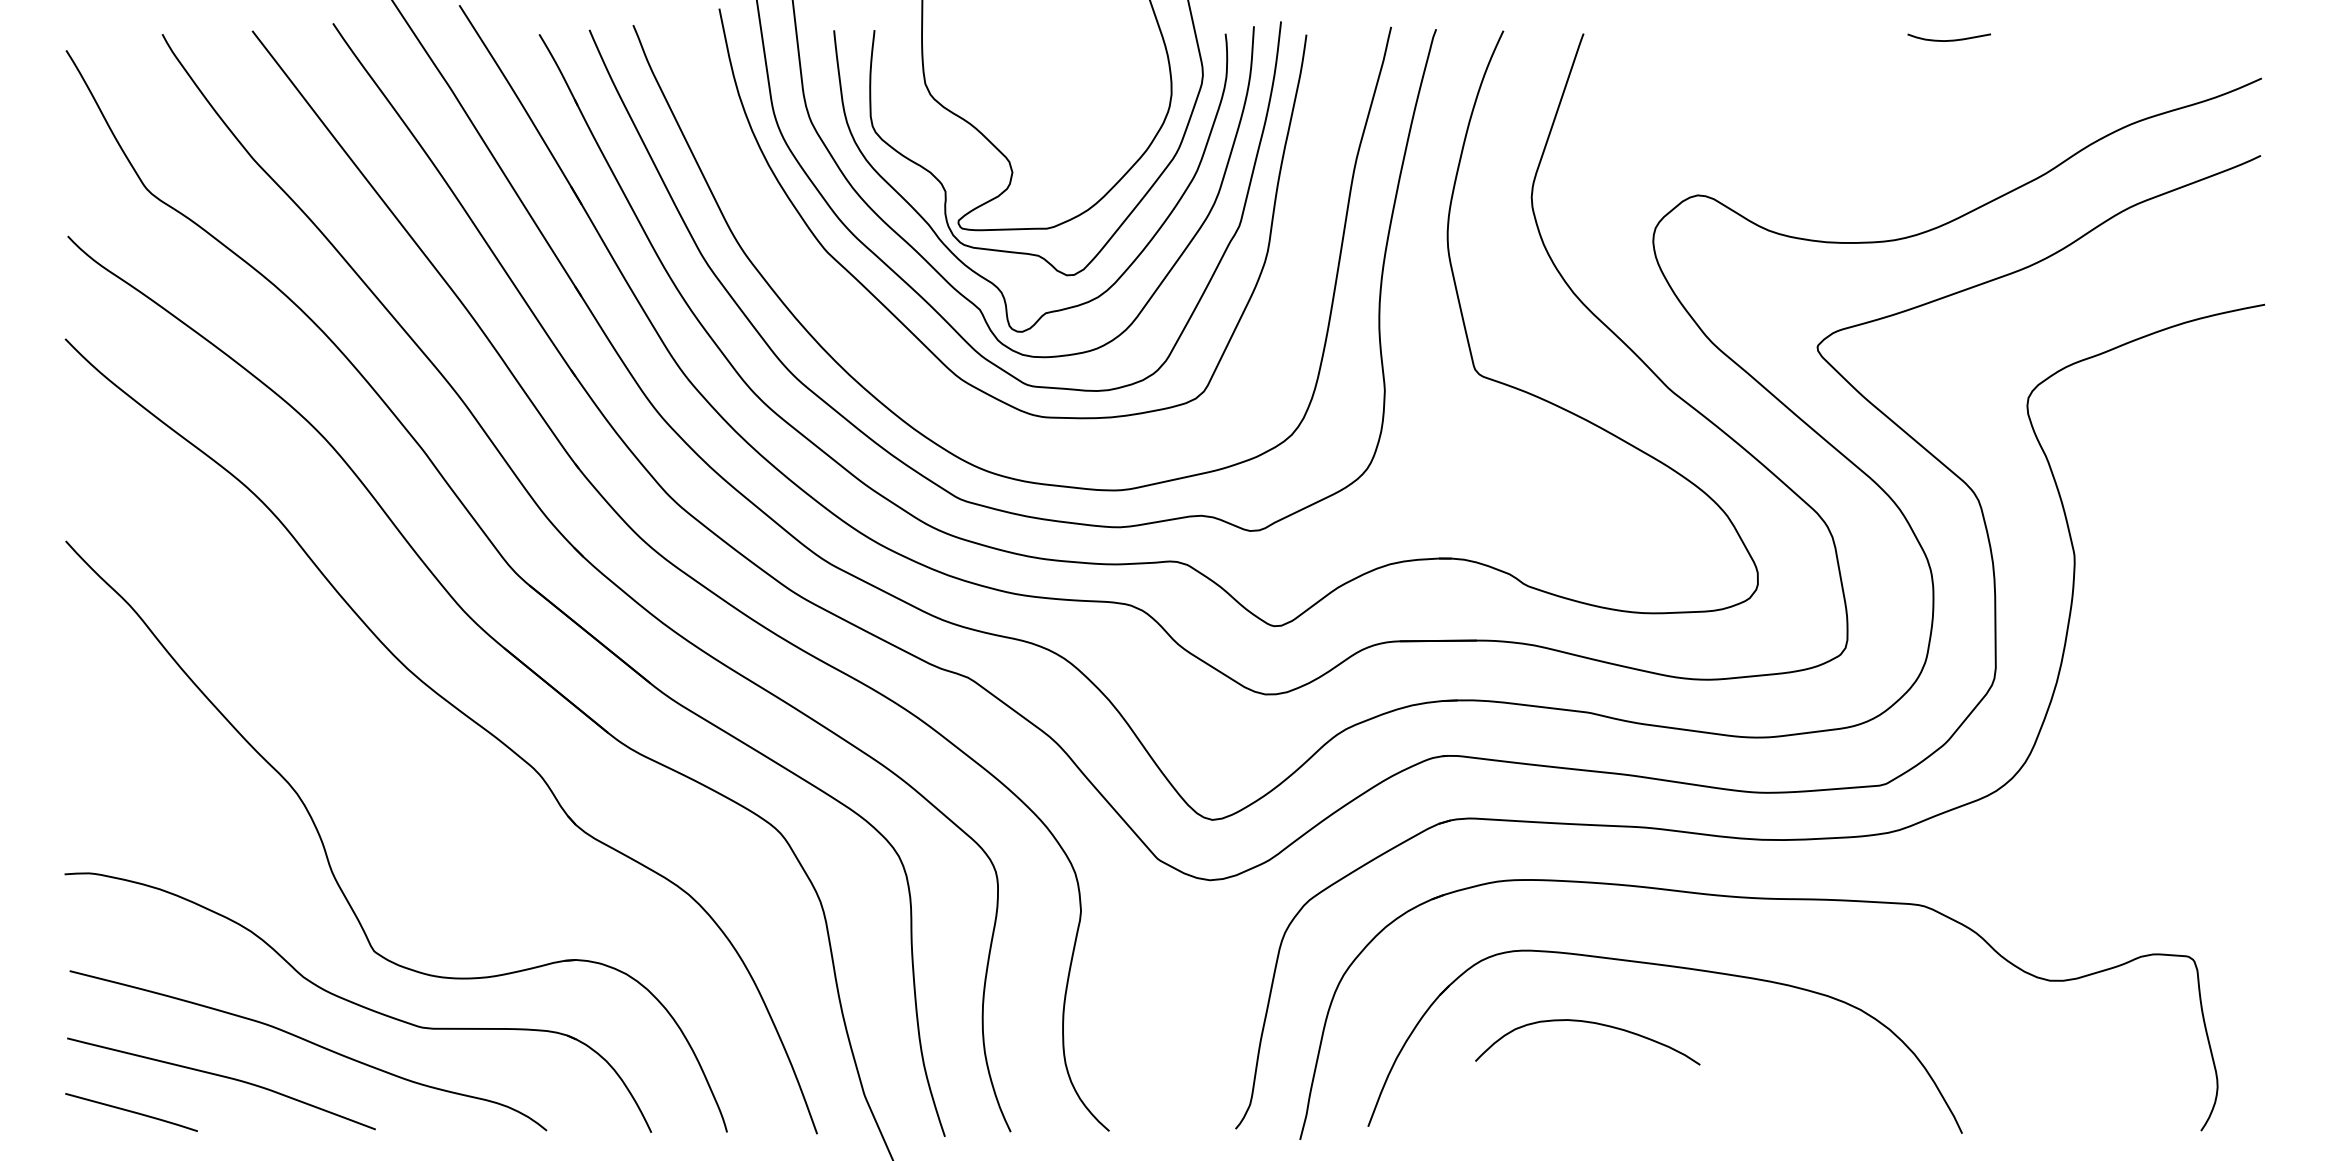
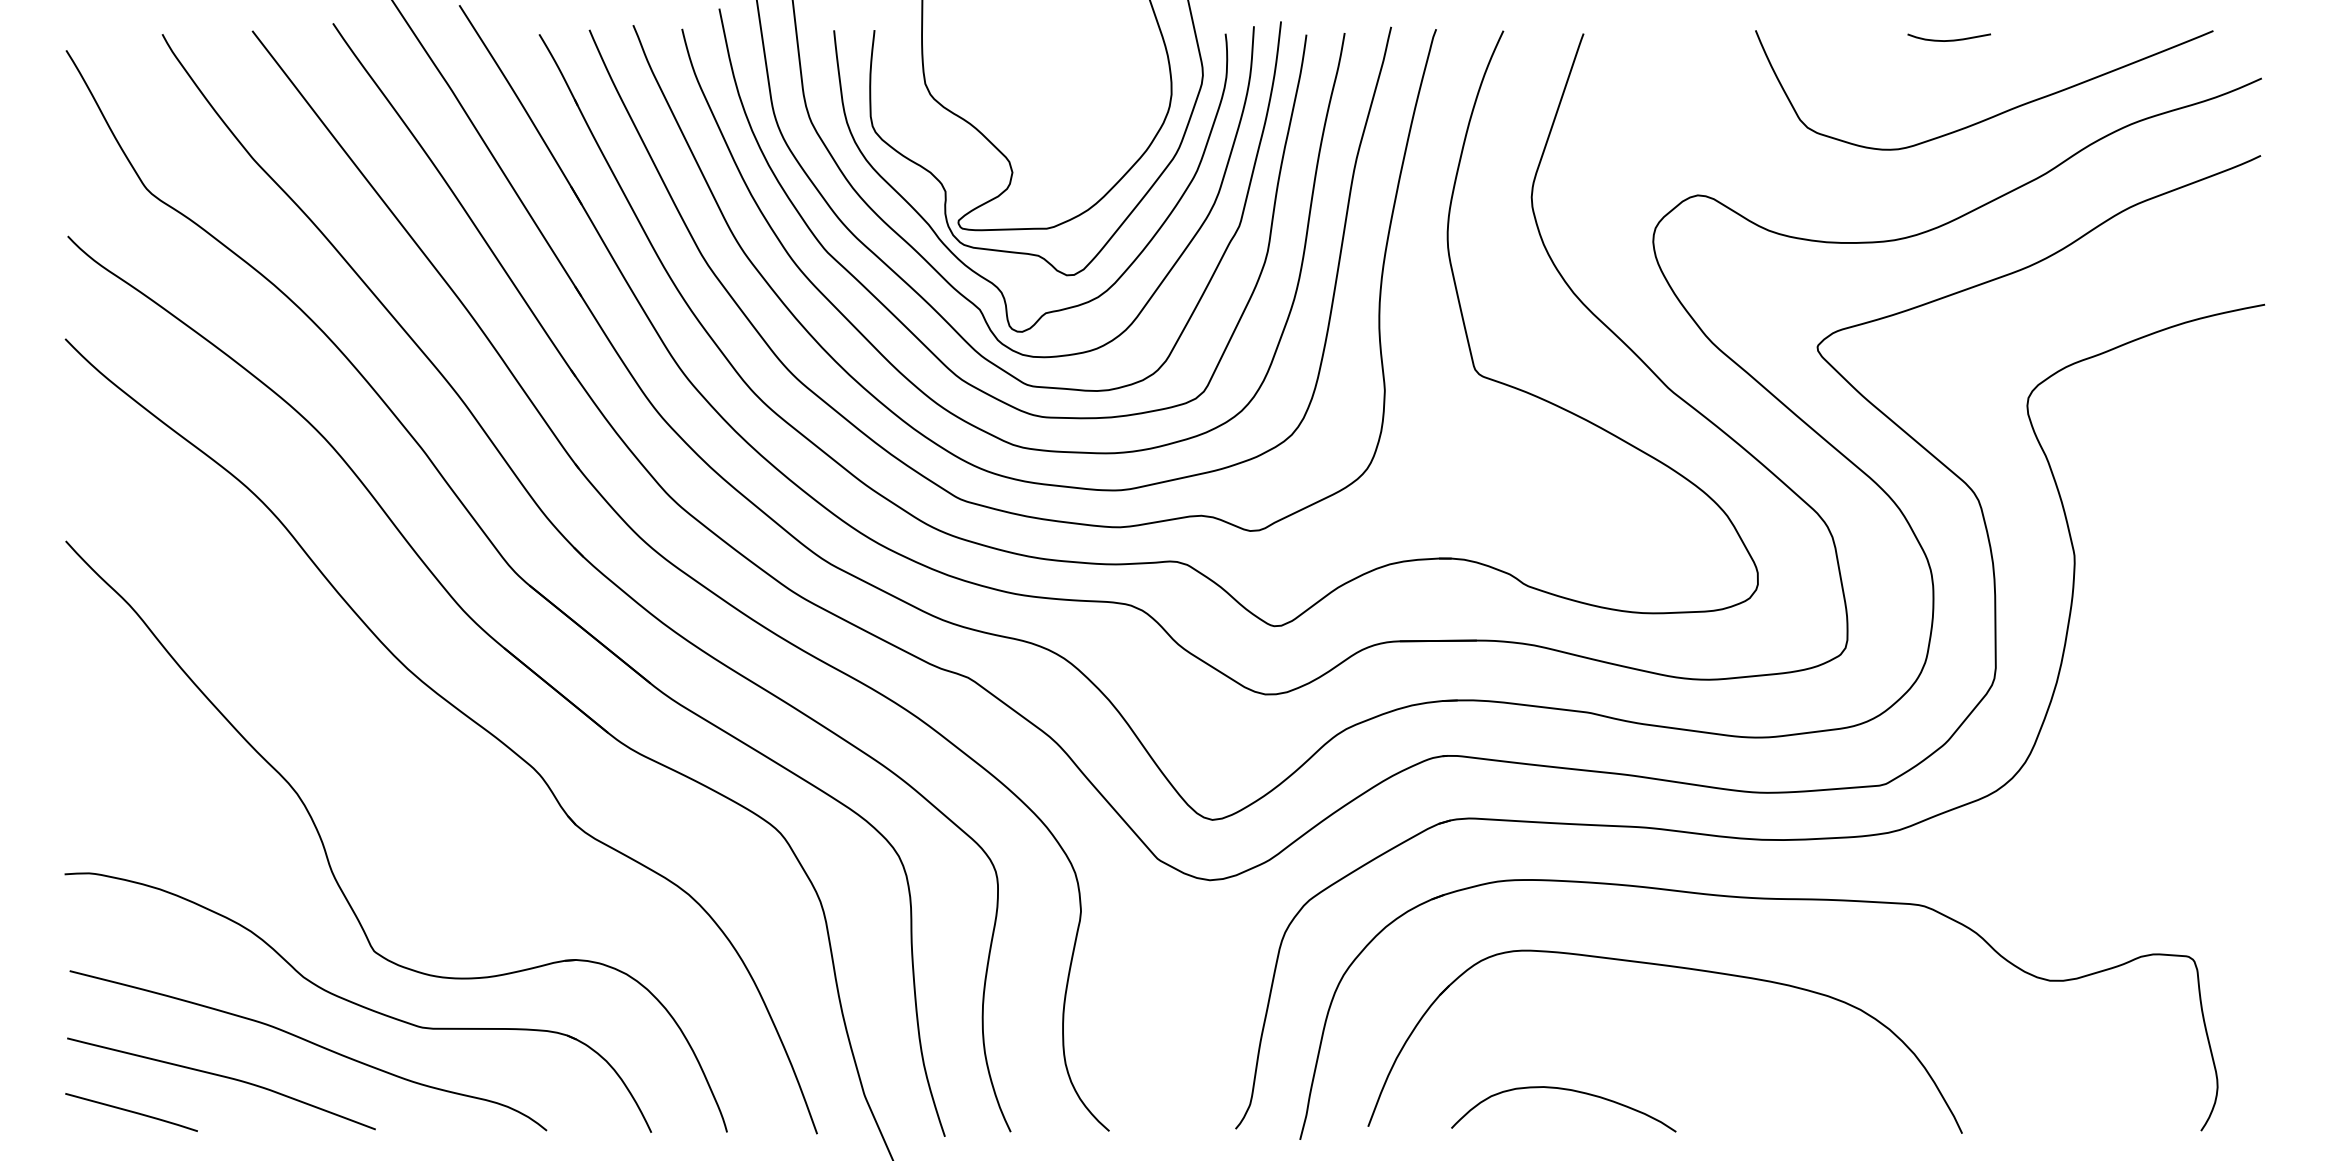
curve: none -> present (1993, 115)
curve: none -> present (893, 364)
curve position: (1589, 1023) -> (1565, 1090) (1565, 1090)
